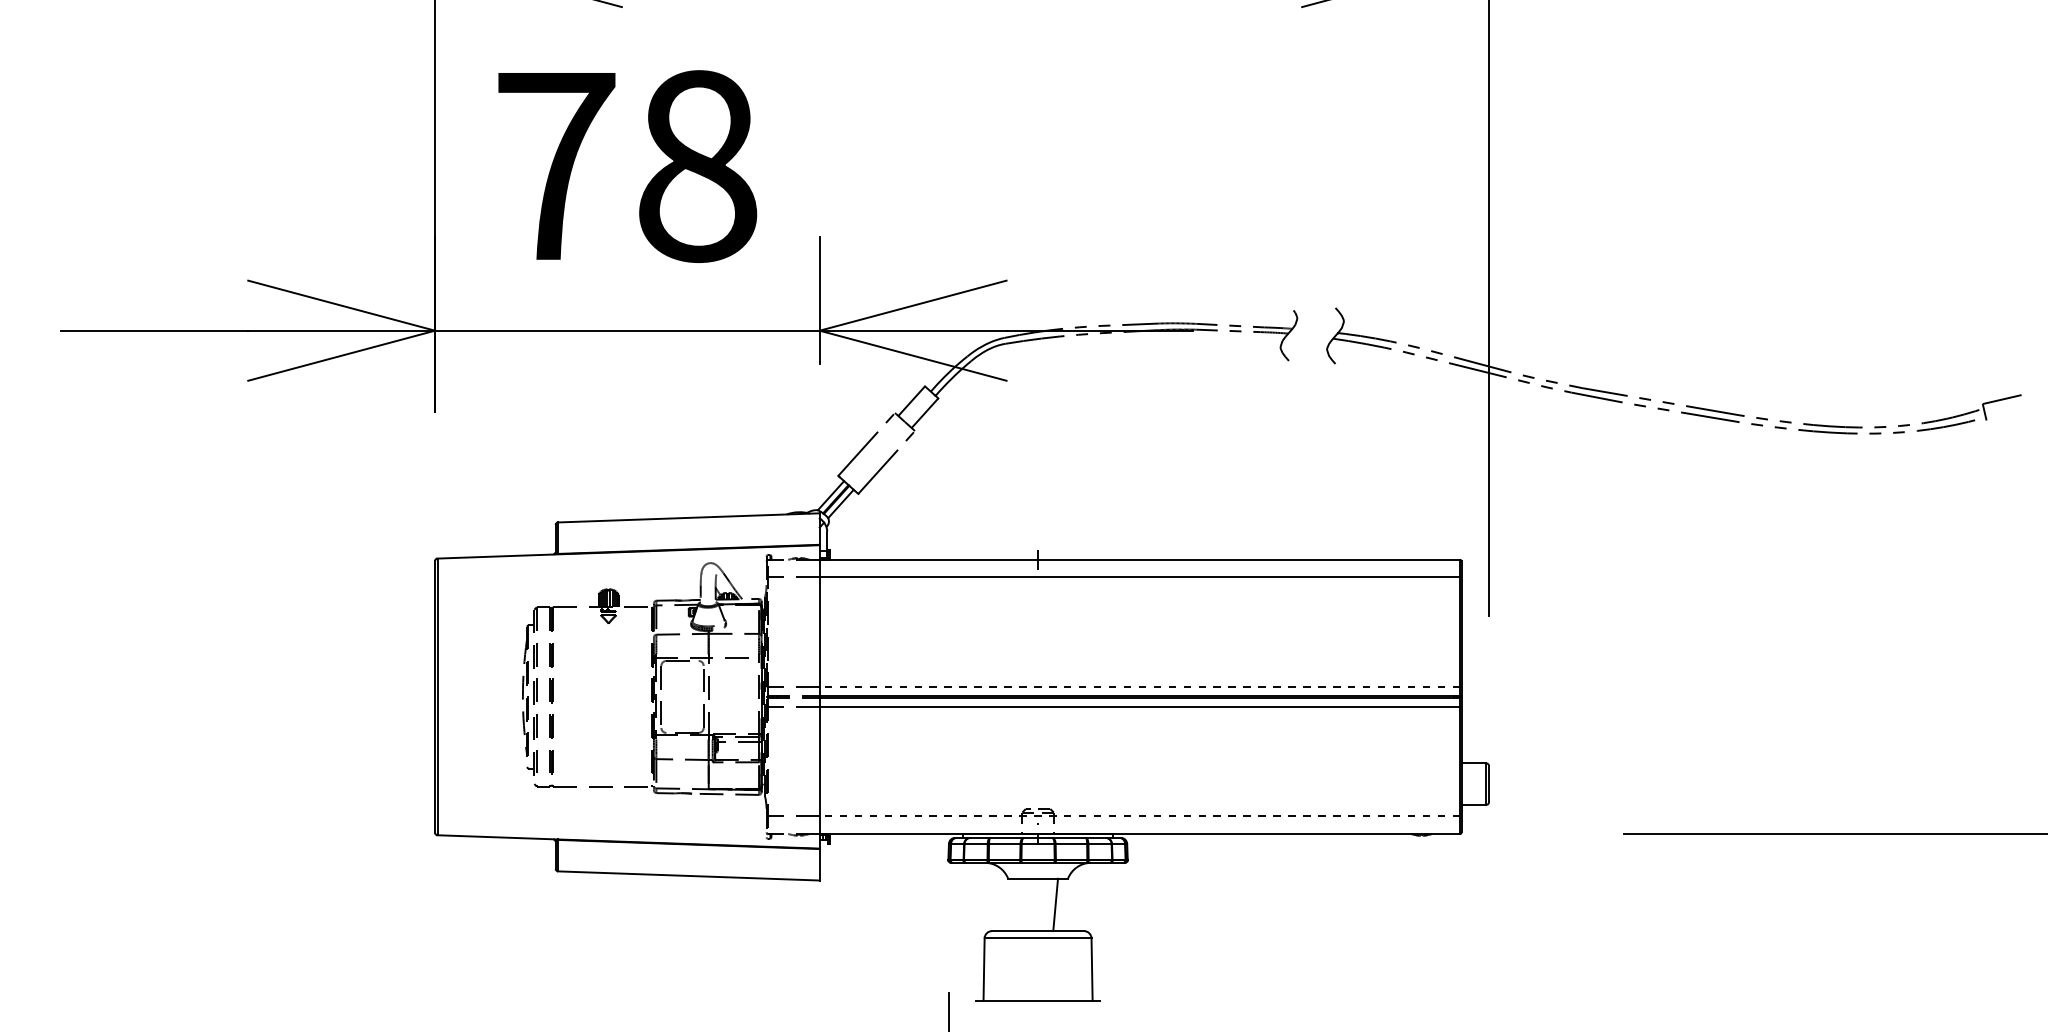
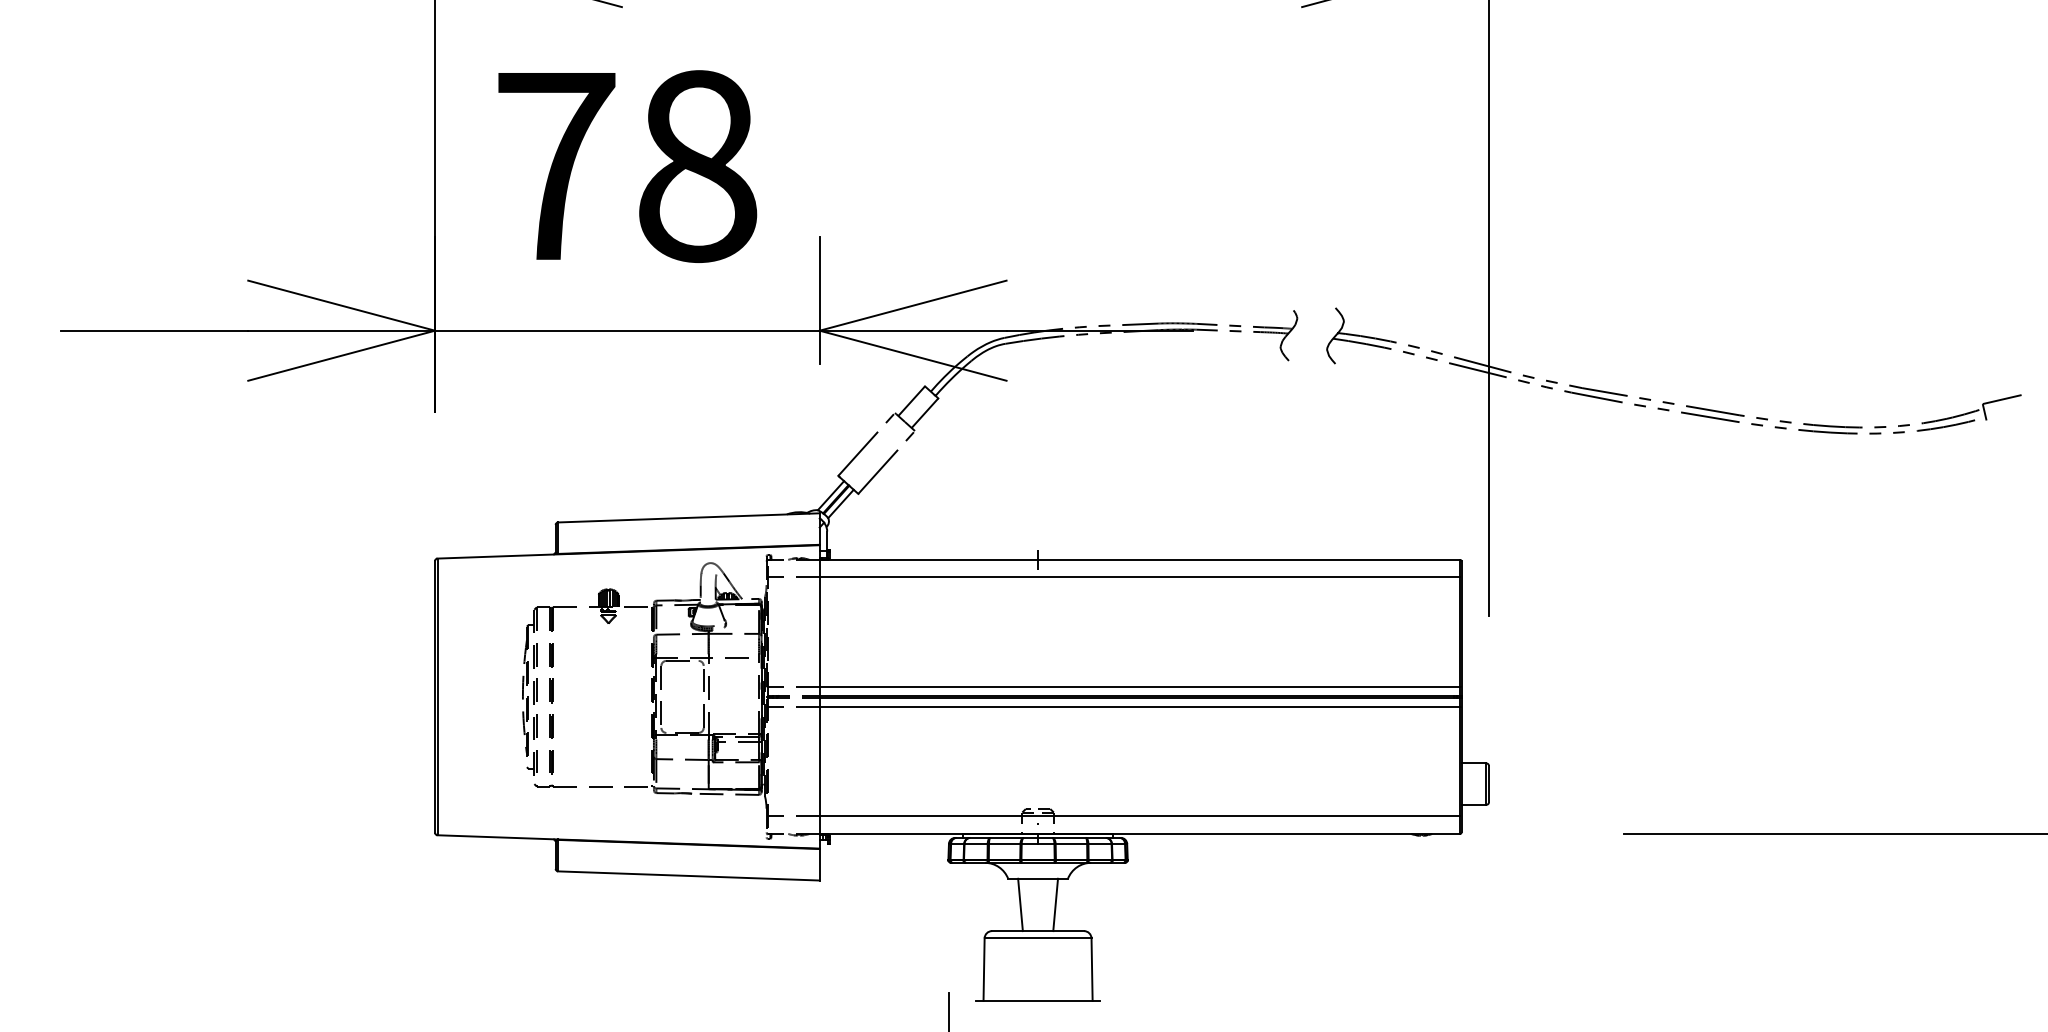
line: dashed -> solid (1139, 686)
line: dashed -> solid (1139, 816)
line: none -> present (1020, 904)
